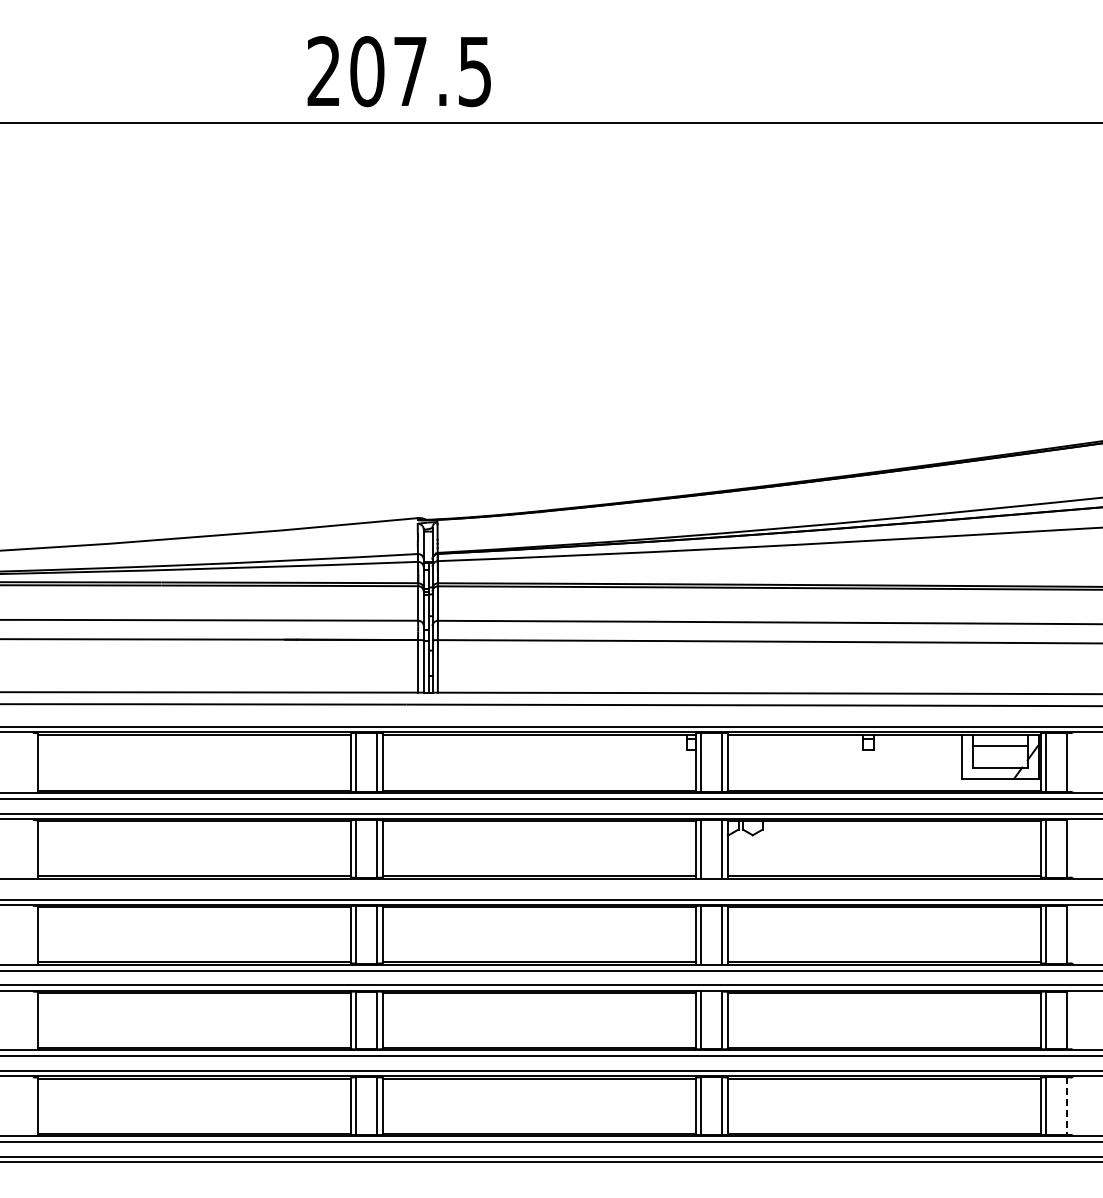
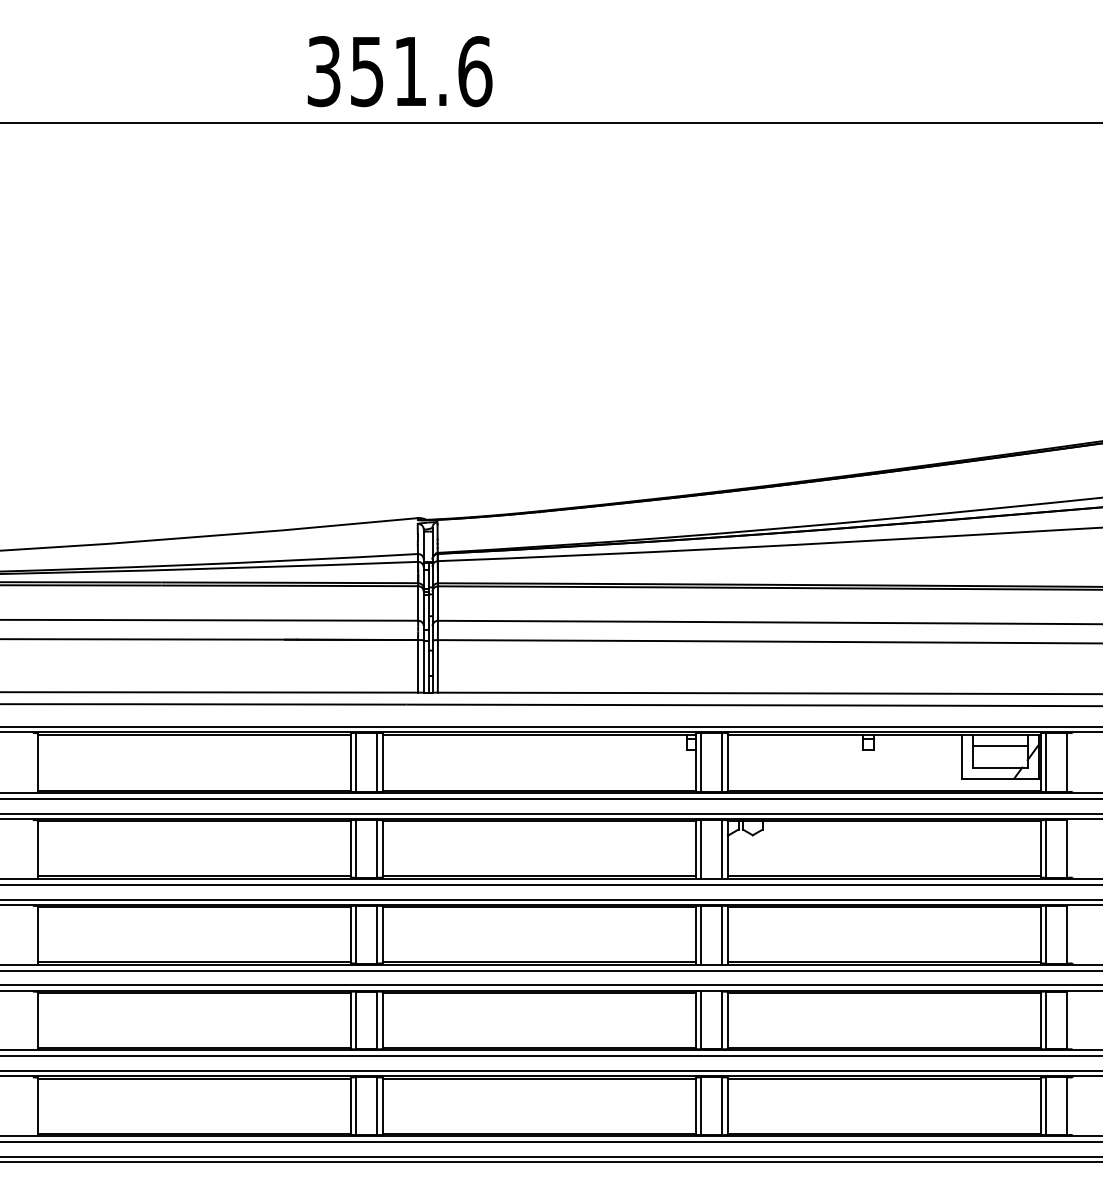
text: 207.5 -> 351.6 (399, 71)
line: none -> present (550, 884)
line: dashed -> solid (1067, 1106)
